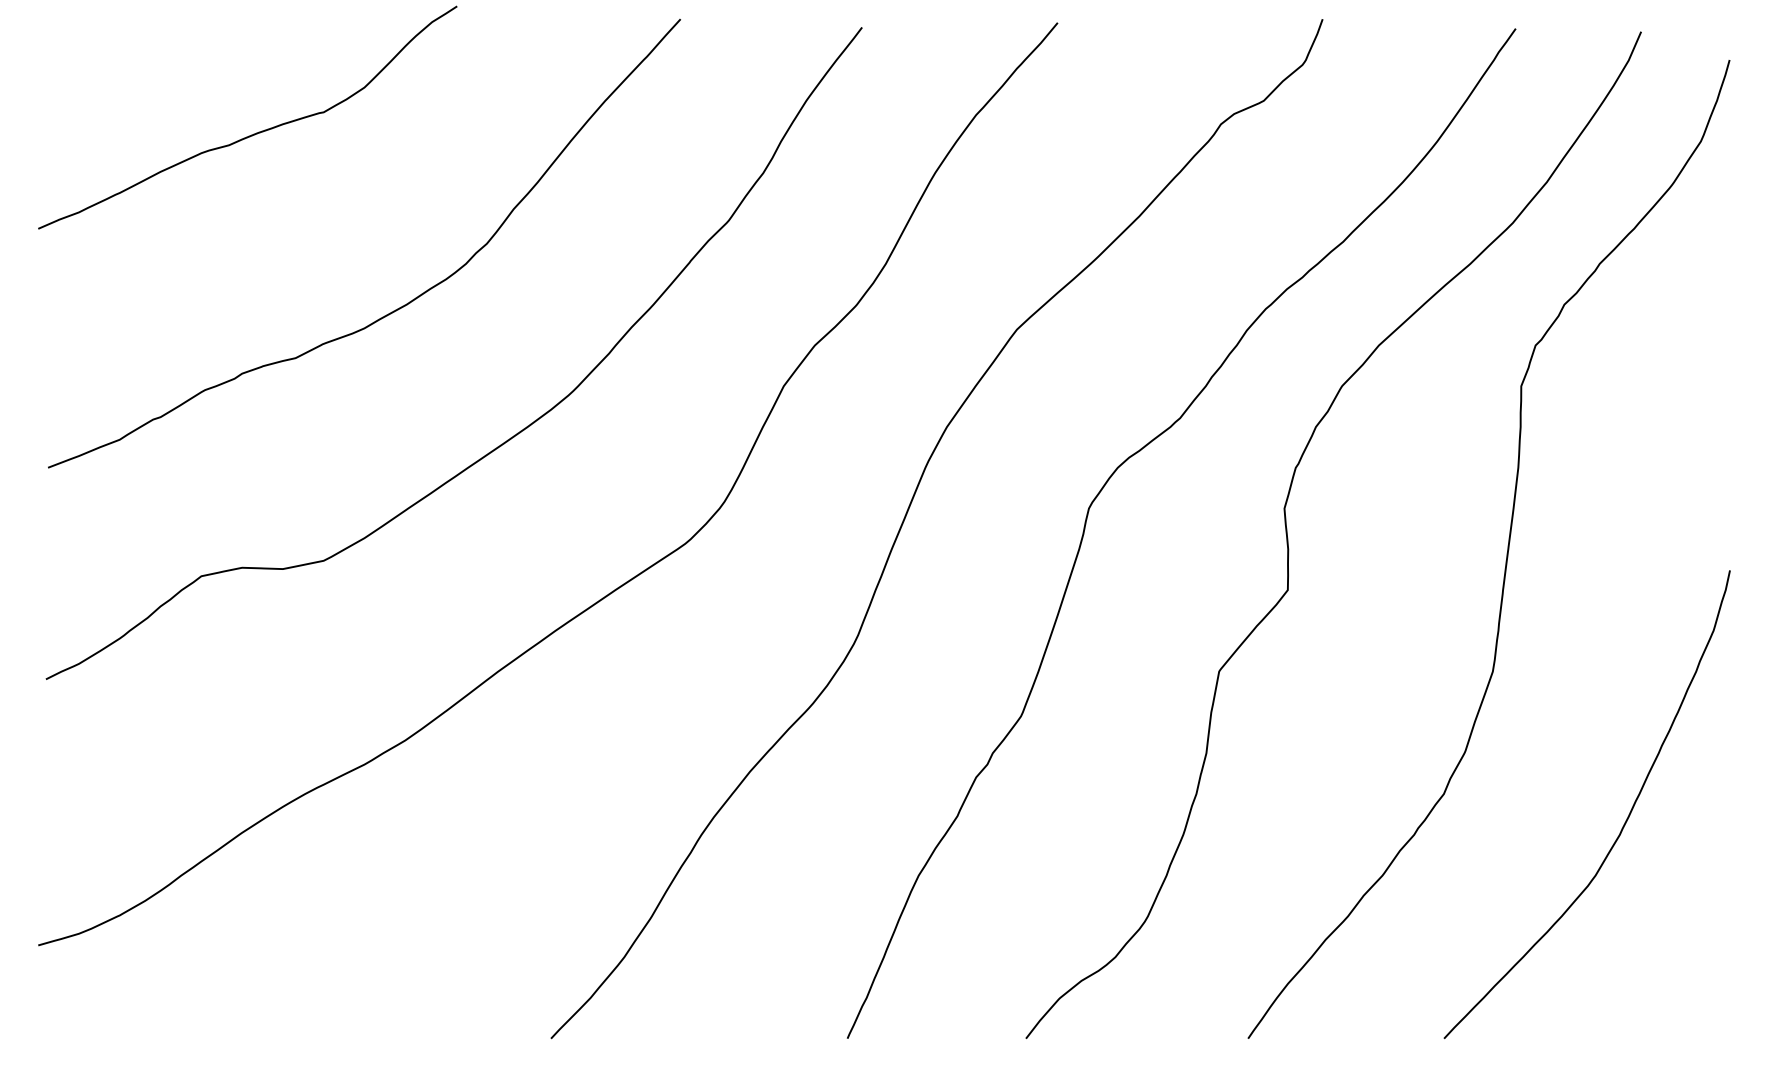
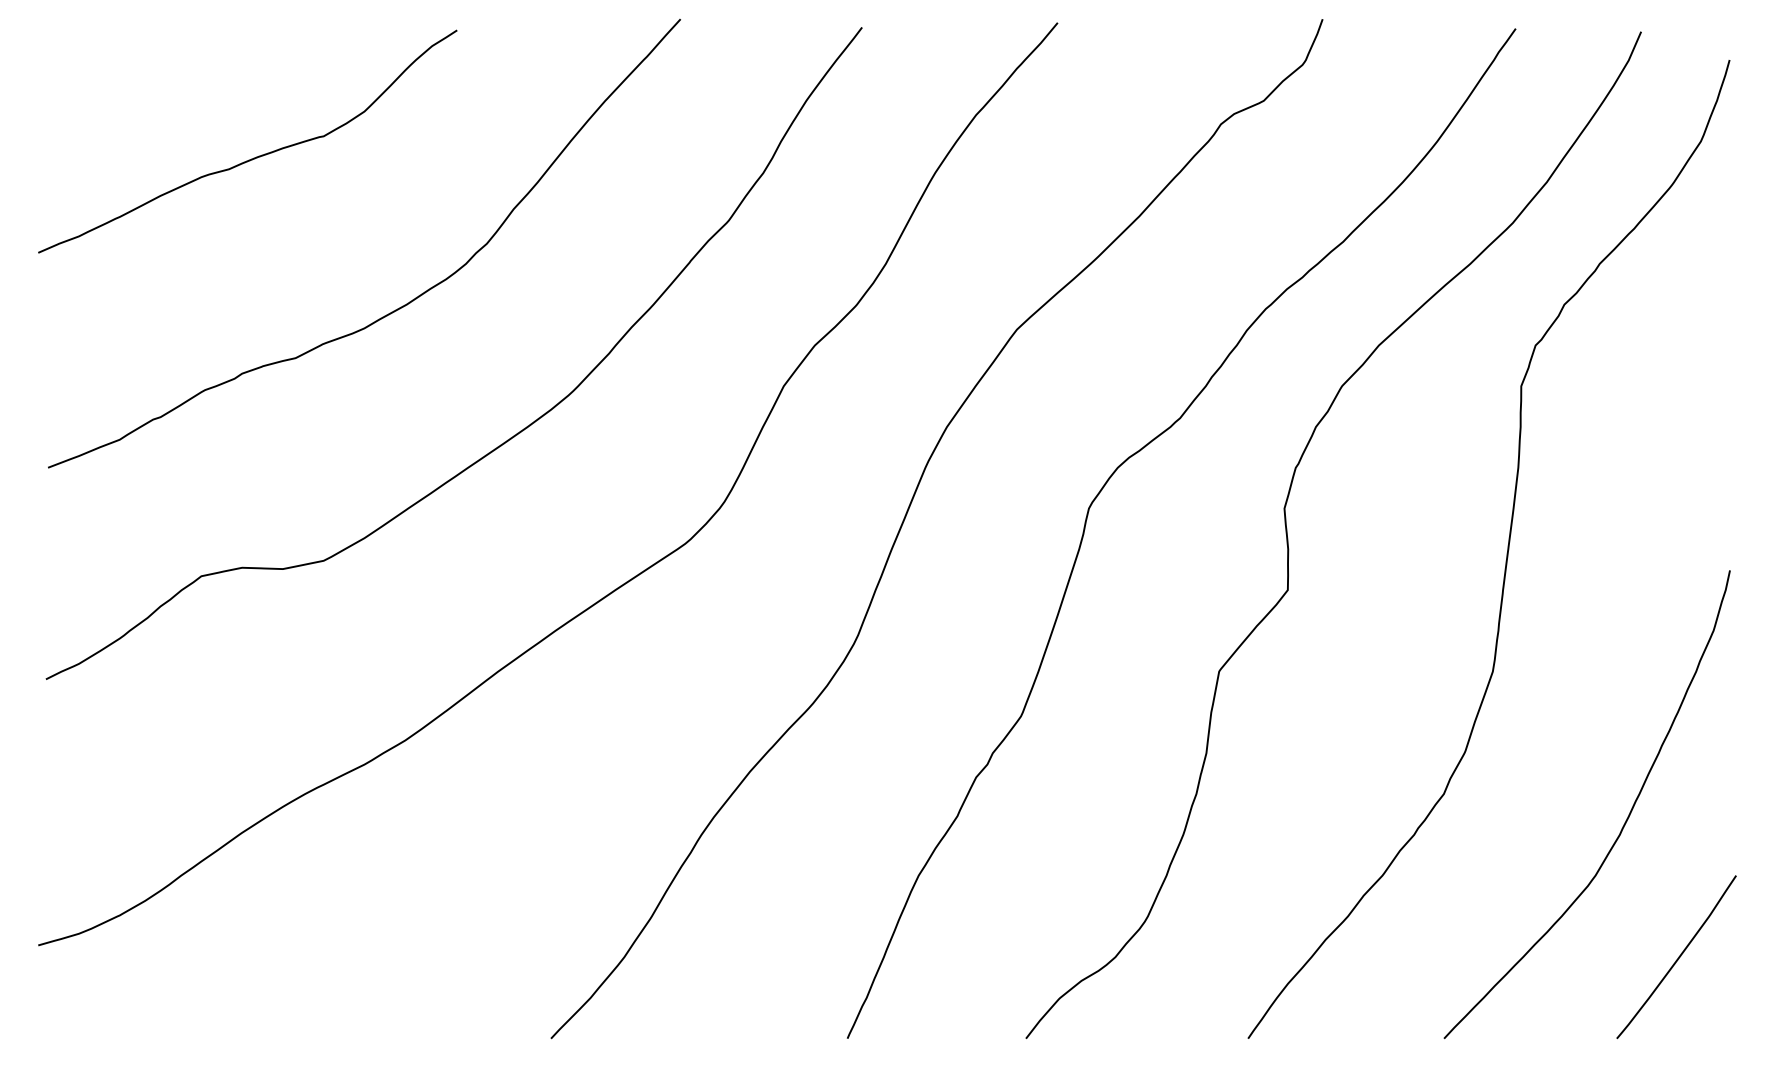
curve position: (253, 133) -> (253, 157) (253, 157)
curve: none -> present (1677, 958)
